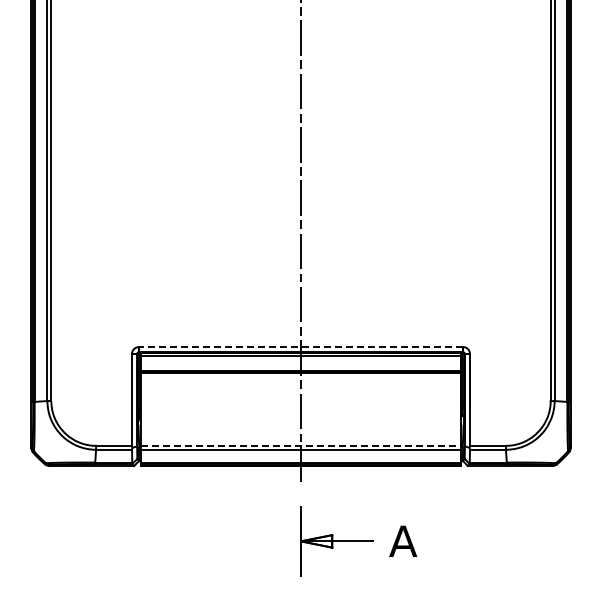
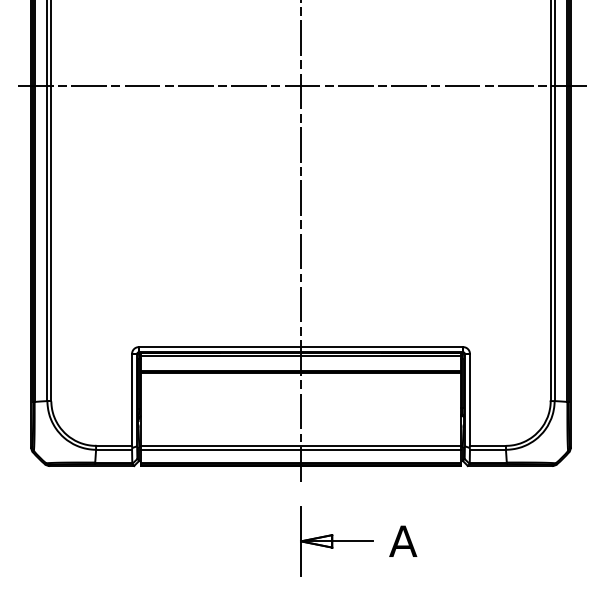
line: none -> present (302, 86)
line: dashed -> solid (301, 347)
line: dashed -> solid (301, 445)
